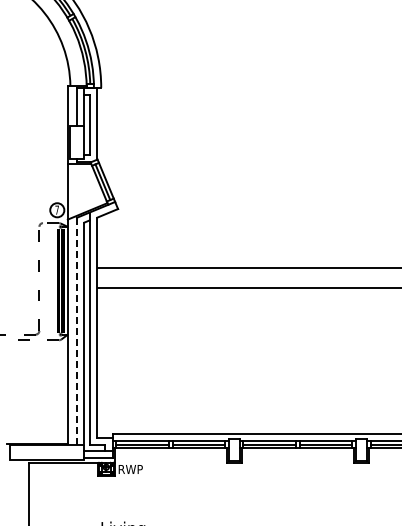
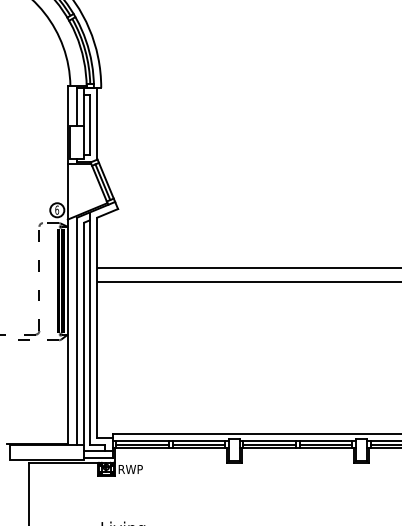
text: 7 -> 6 (57, 209)
line position: (247, 288) -> (247, 282) (247, 282)
line: dashed -> solid (76, 331)
